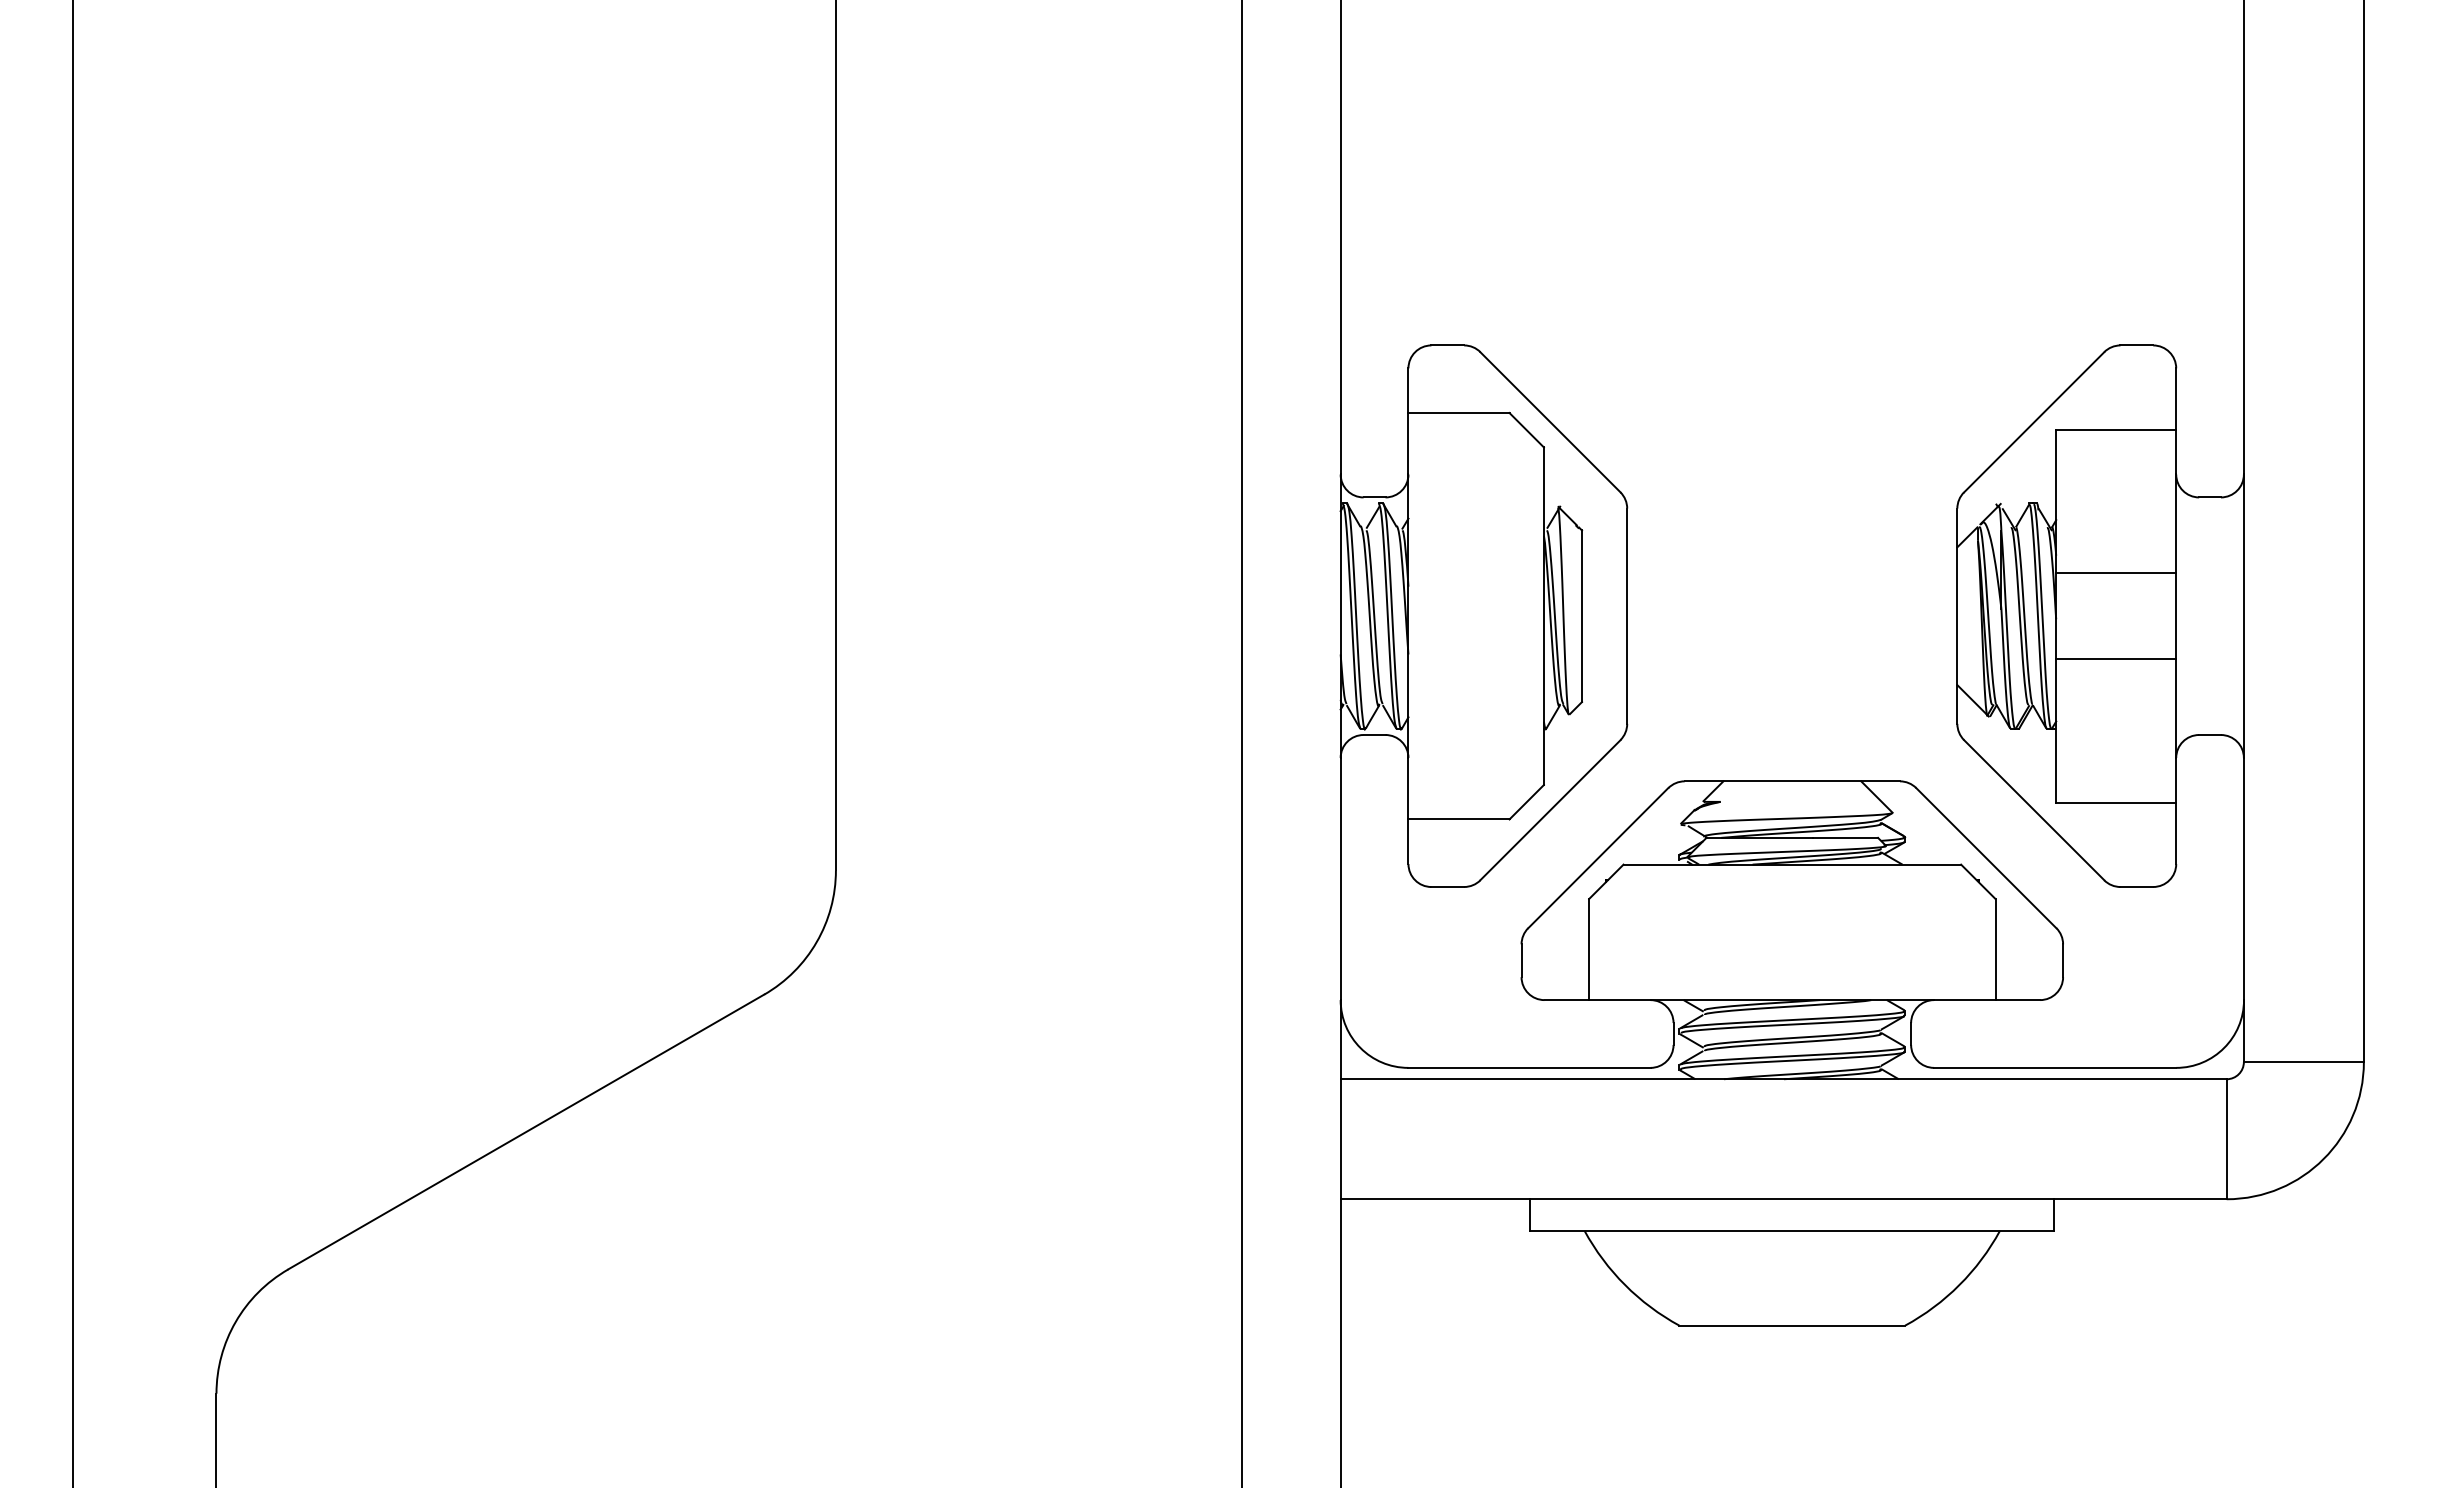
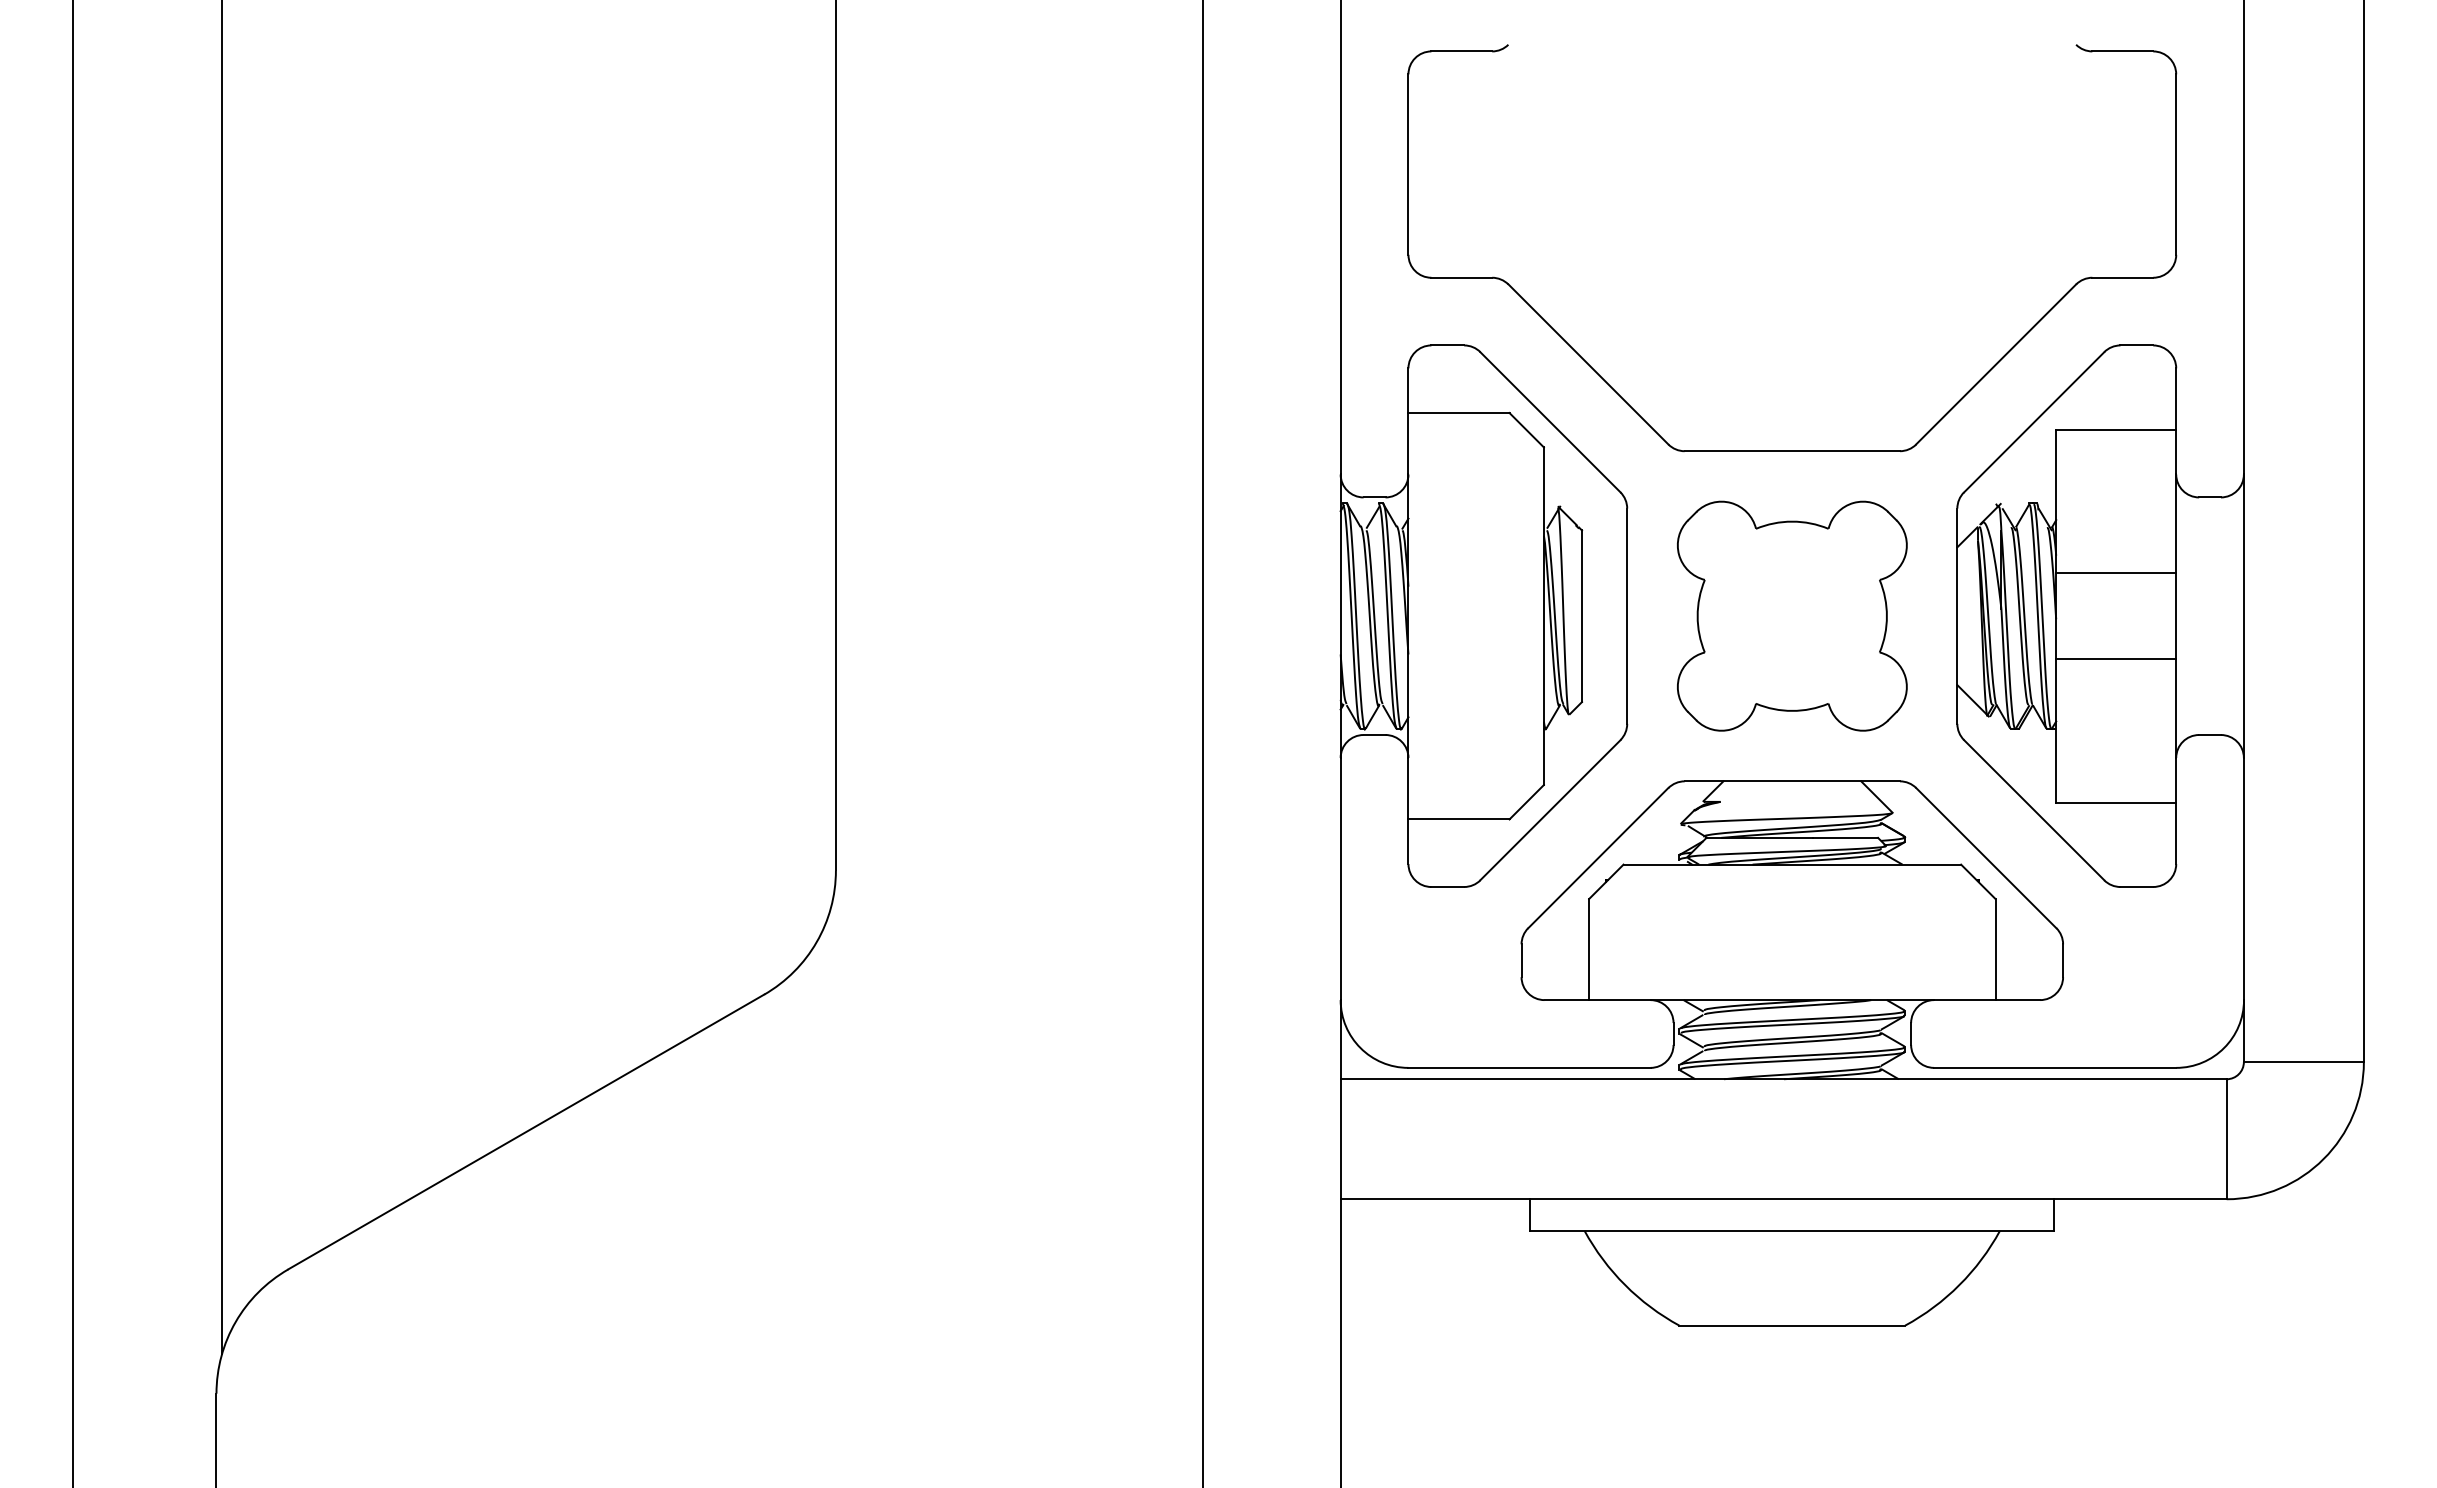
part: none -> present (1792, 450)
part: none -> present (1792, 615)
line: none -> present (222, 677)
line position: (1242, 743) -> (1203, 743) (1203, 743)
